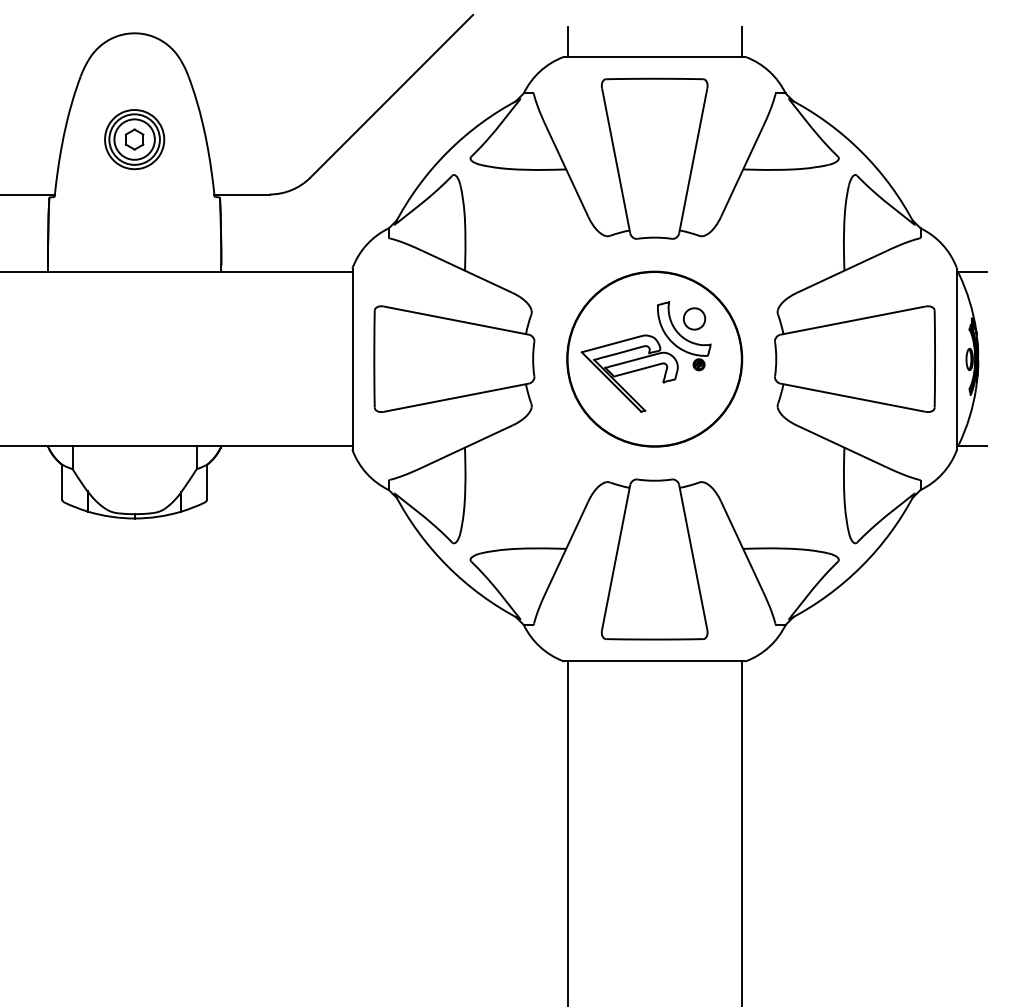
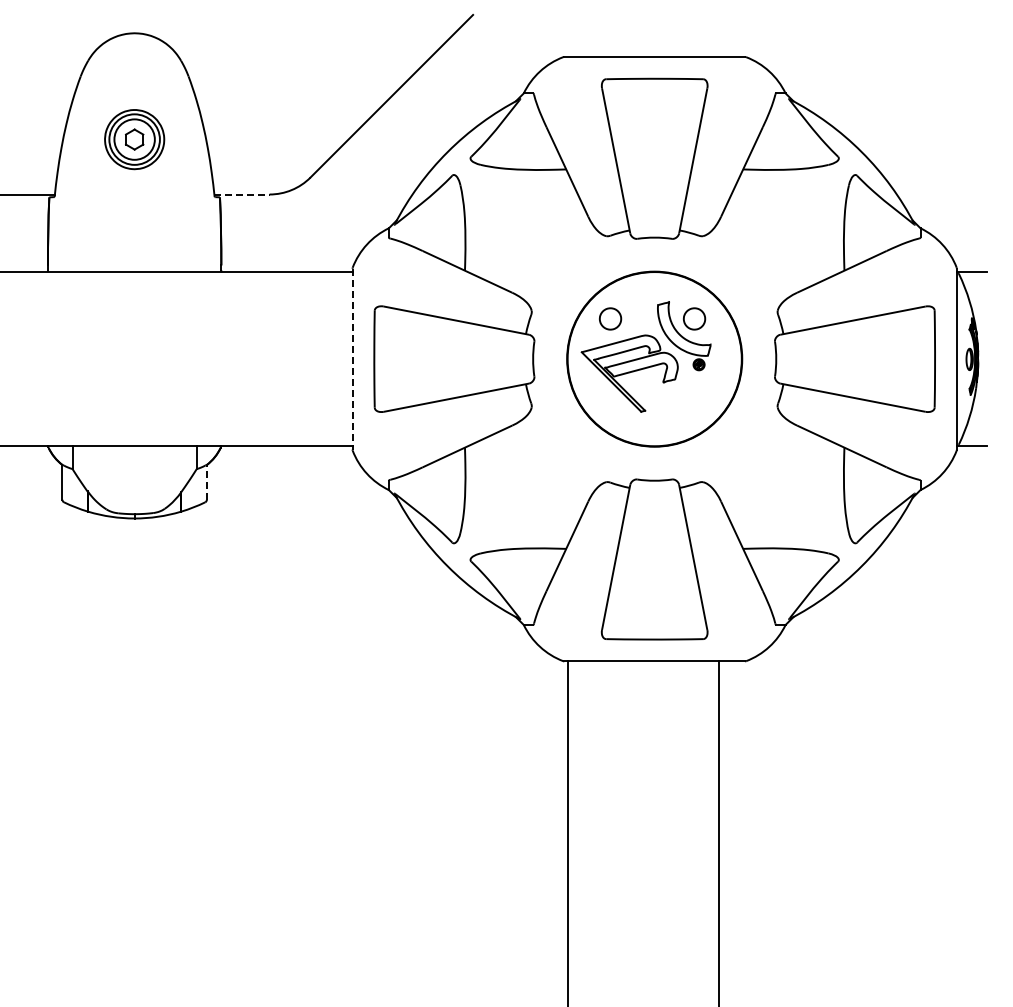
line: present -> none (567, 41)
line: present -> none (741, 41)
line: solid -> dashed (242, 194)
part: none -> present (610, 318)
line: solid -> dashed (352, 359)
line: solid -> dashed (206, 481)
line position: (741, 832) -> (718, 832) (718, 832)
